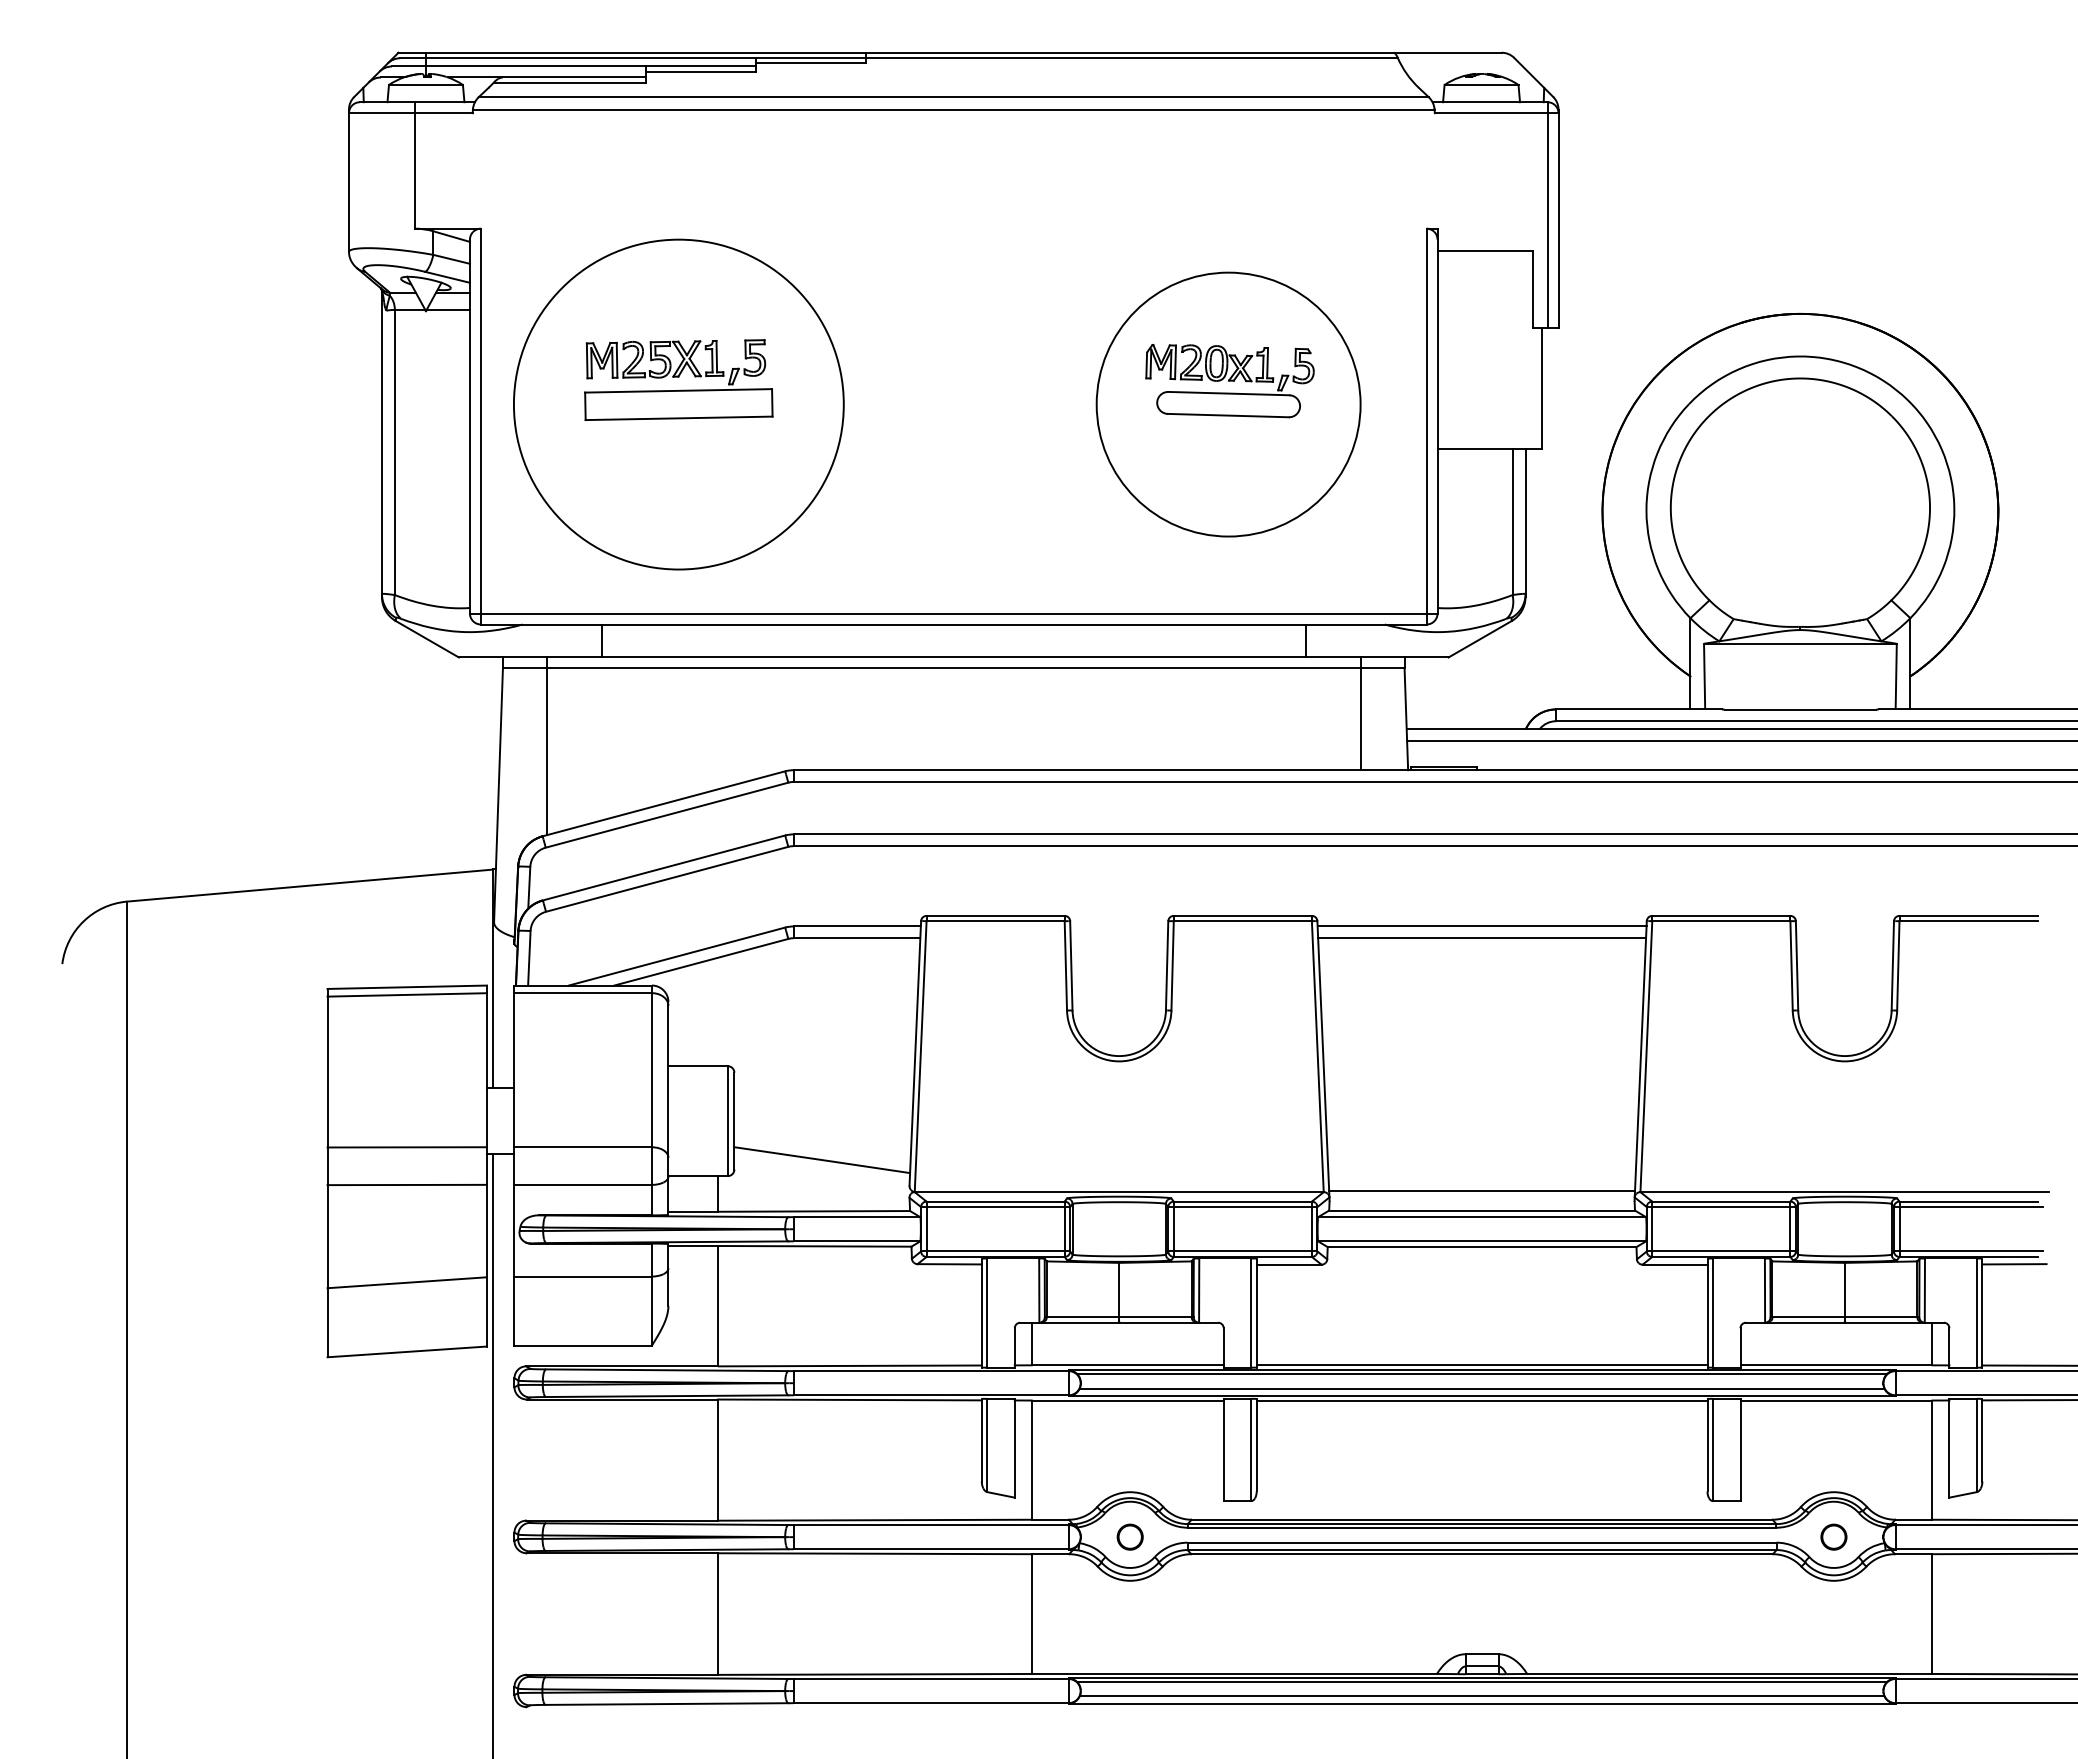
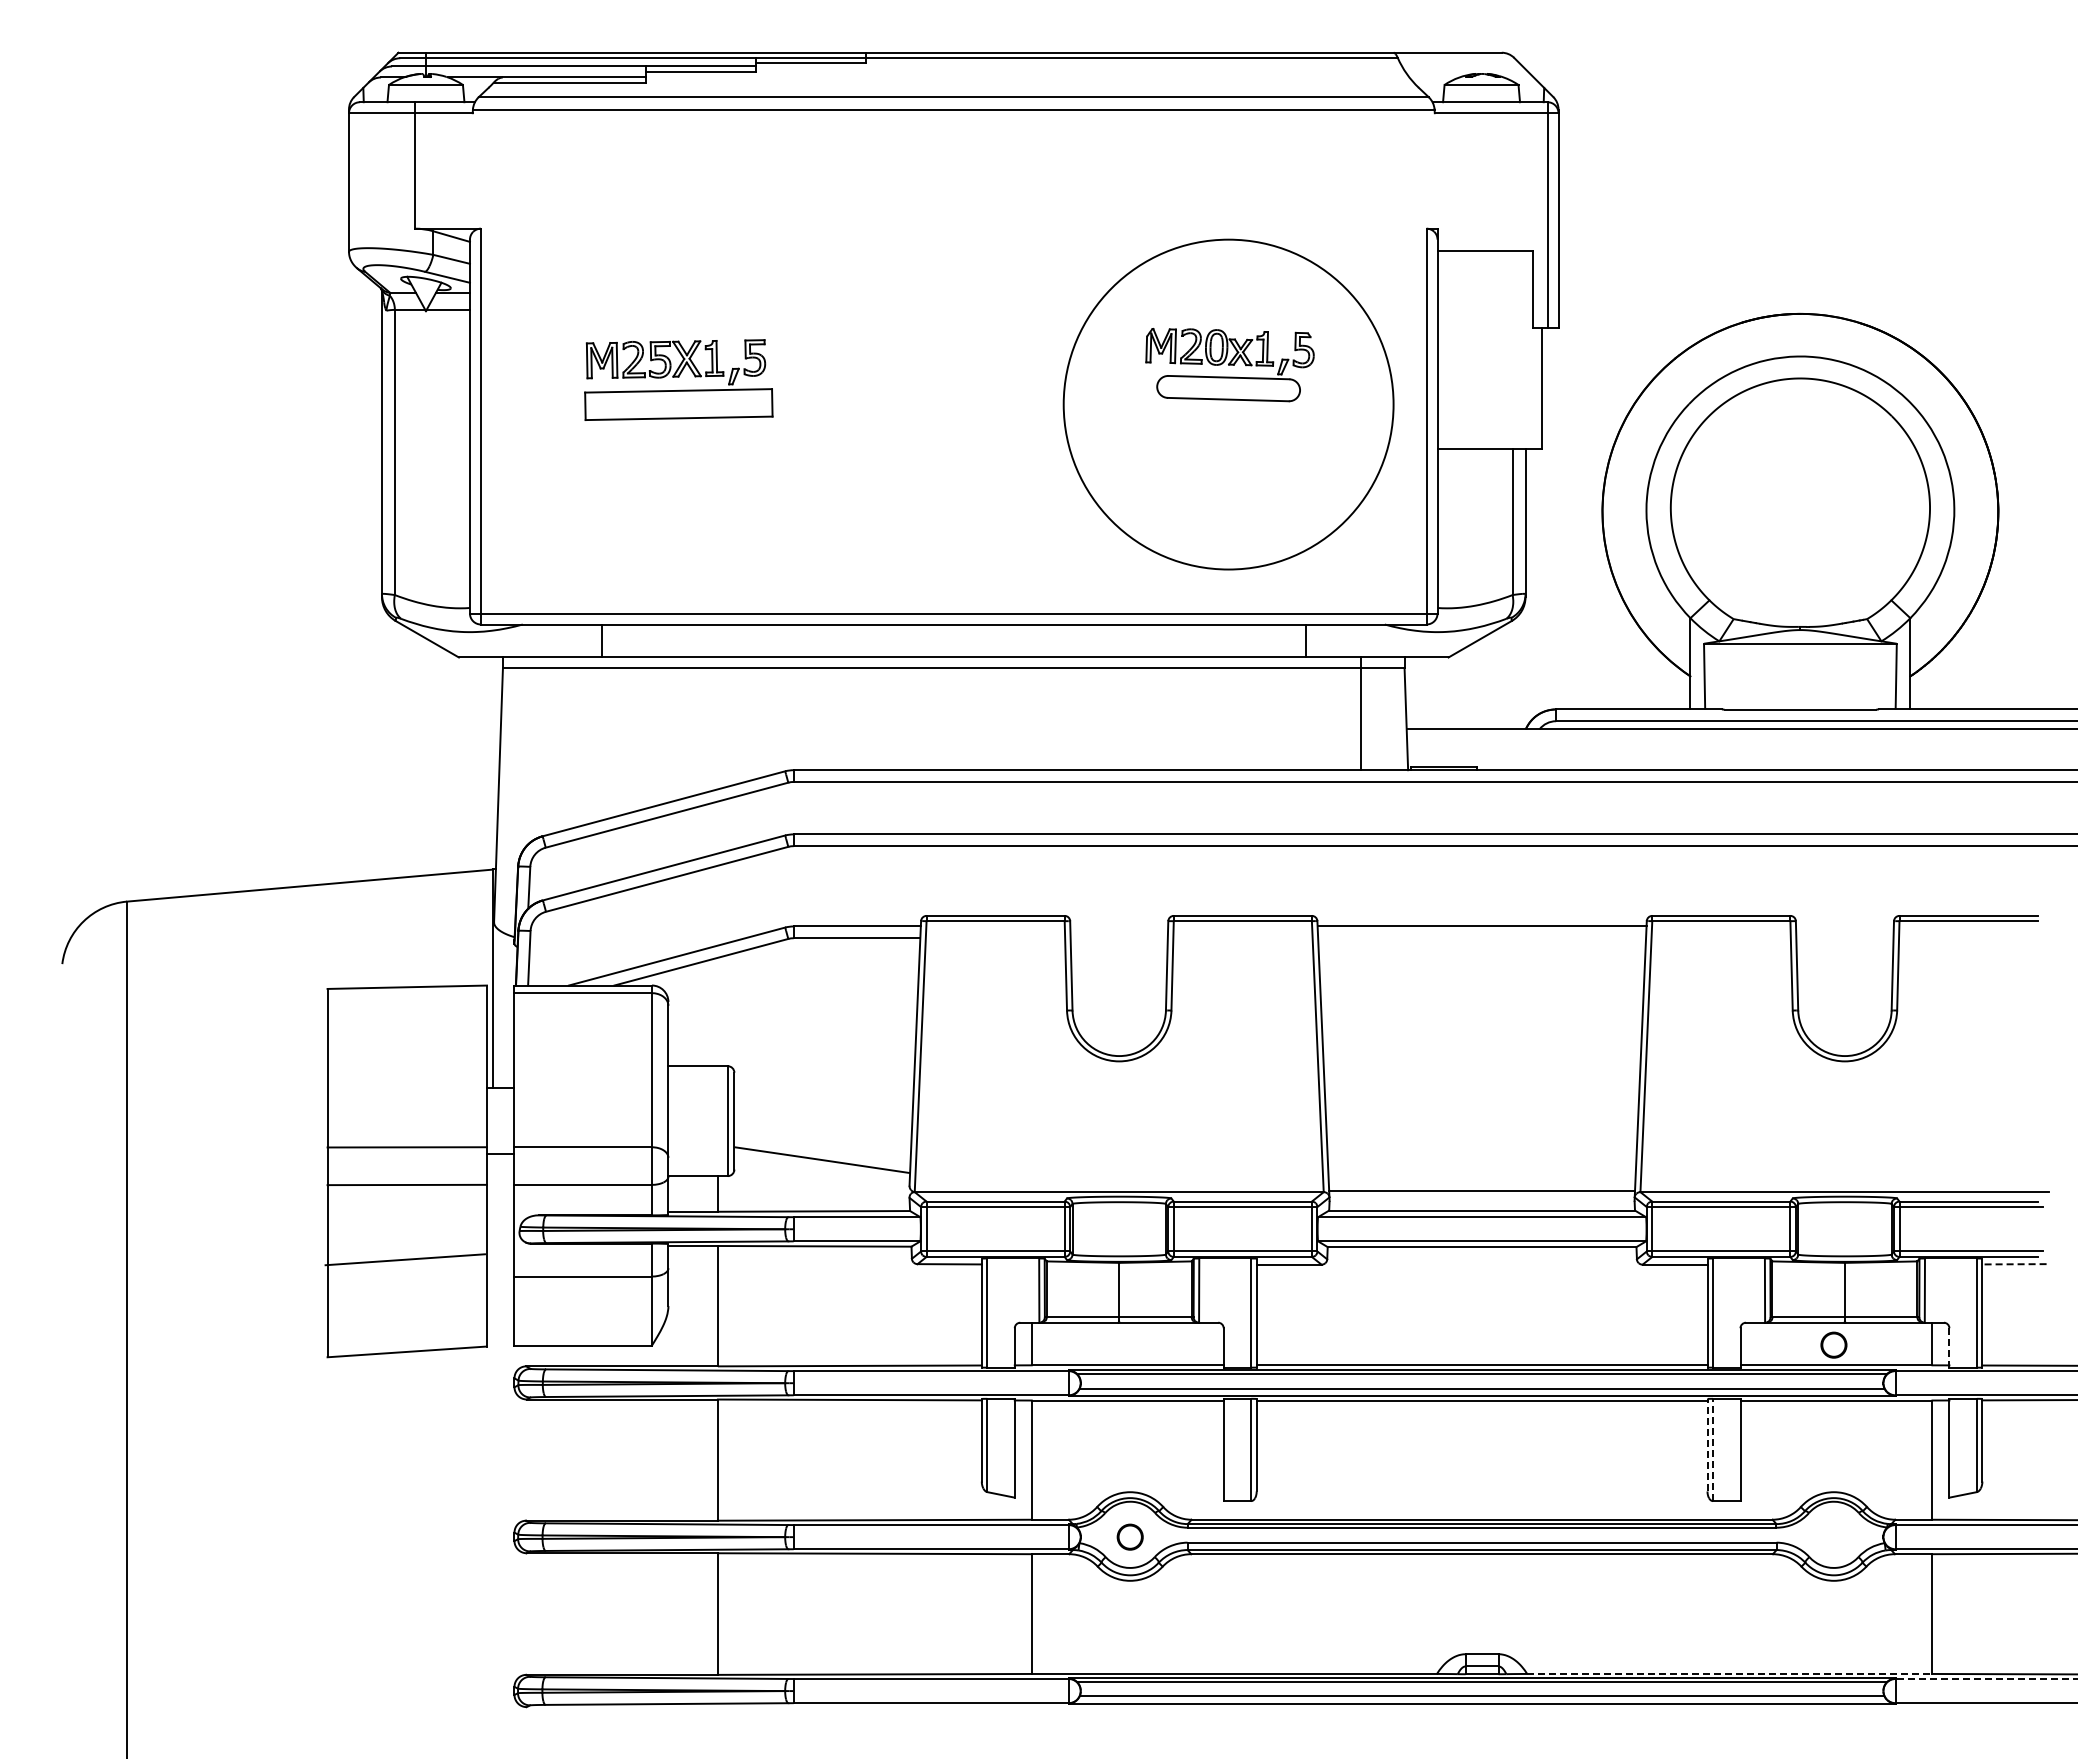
part position: (1229, 381) -> (1229, 365) (1229, 365)
circle: present -> none (678, 404)
circle diameter: 264 px -> 330 px (1228, 404)
line: present -> none (1740, 741)
line: present -> none (546, 746)
line: present -> none (1482, 938)
line: present -> none (407, 994)
line: solid -> dashed (2014, 1264)
line position: (407, 1282) -> (405, 1259) (405, 1259)
line: solid -> dashed (1949, 1347)
line: solid -> dashed (1707, 1444)
line: solid -> dashed (1713, 1449)
line: present -> none (492, 1454)
circle position: (1833, 1536) -> (1833, 1344) (1833, 1344)
line: solid -> dashed (1729, 1673)
line: solid -> dashed (1986, 1679)
